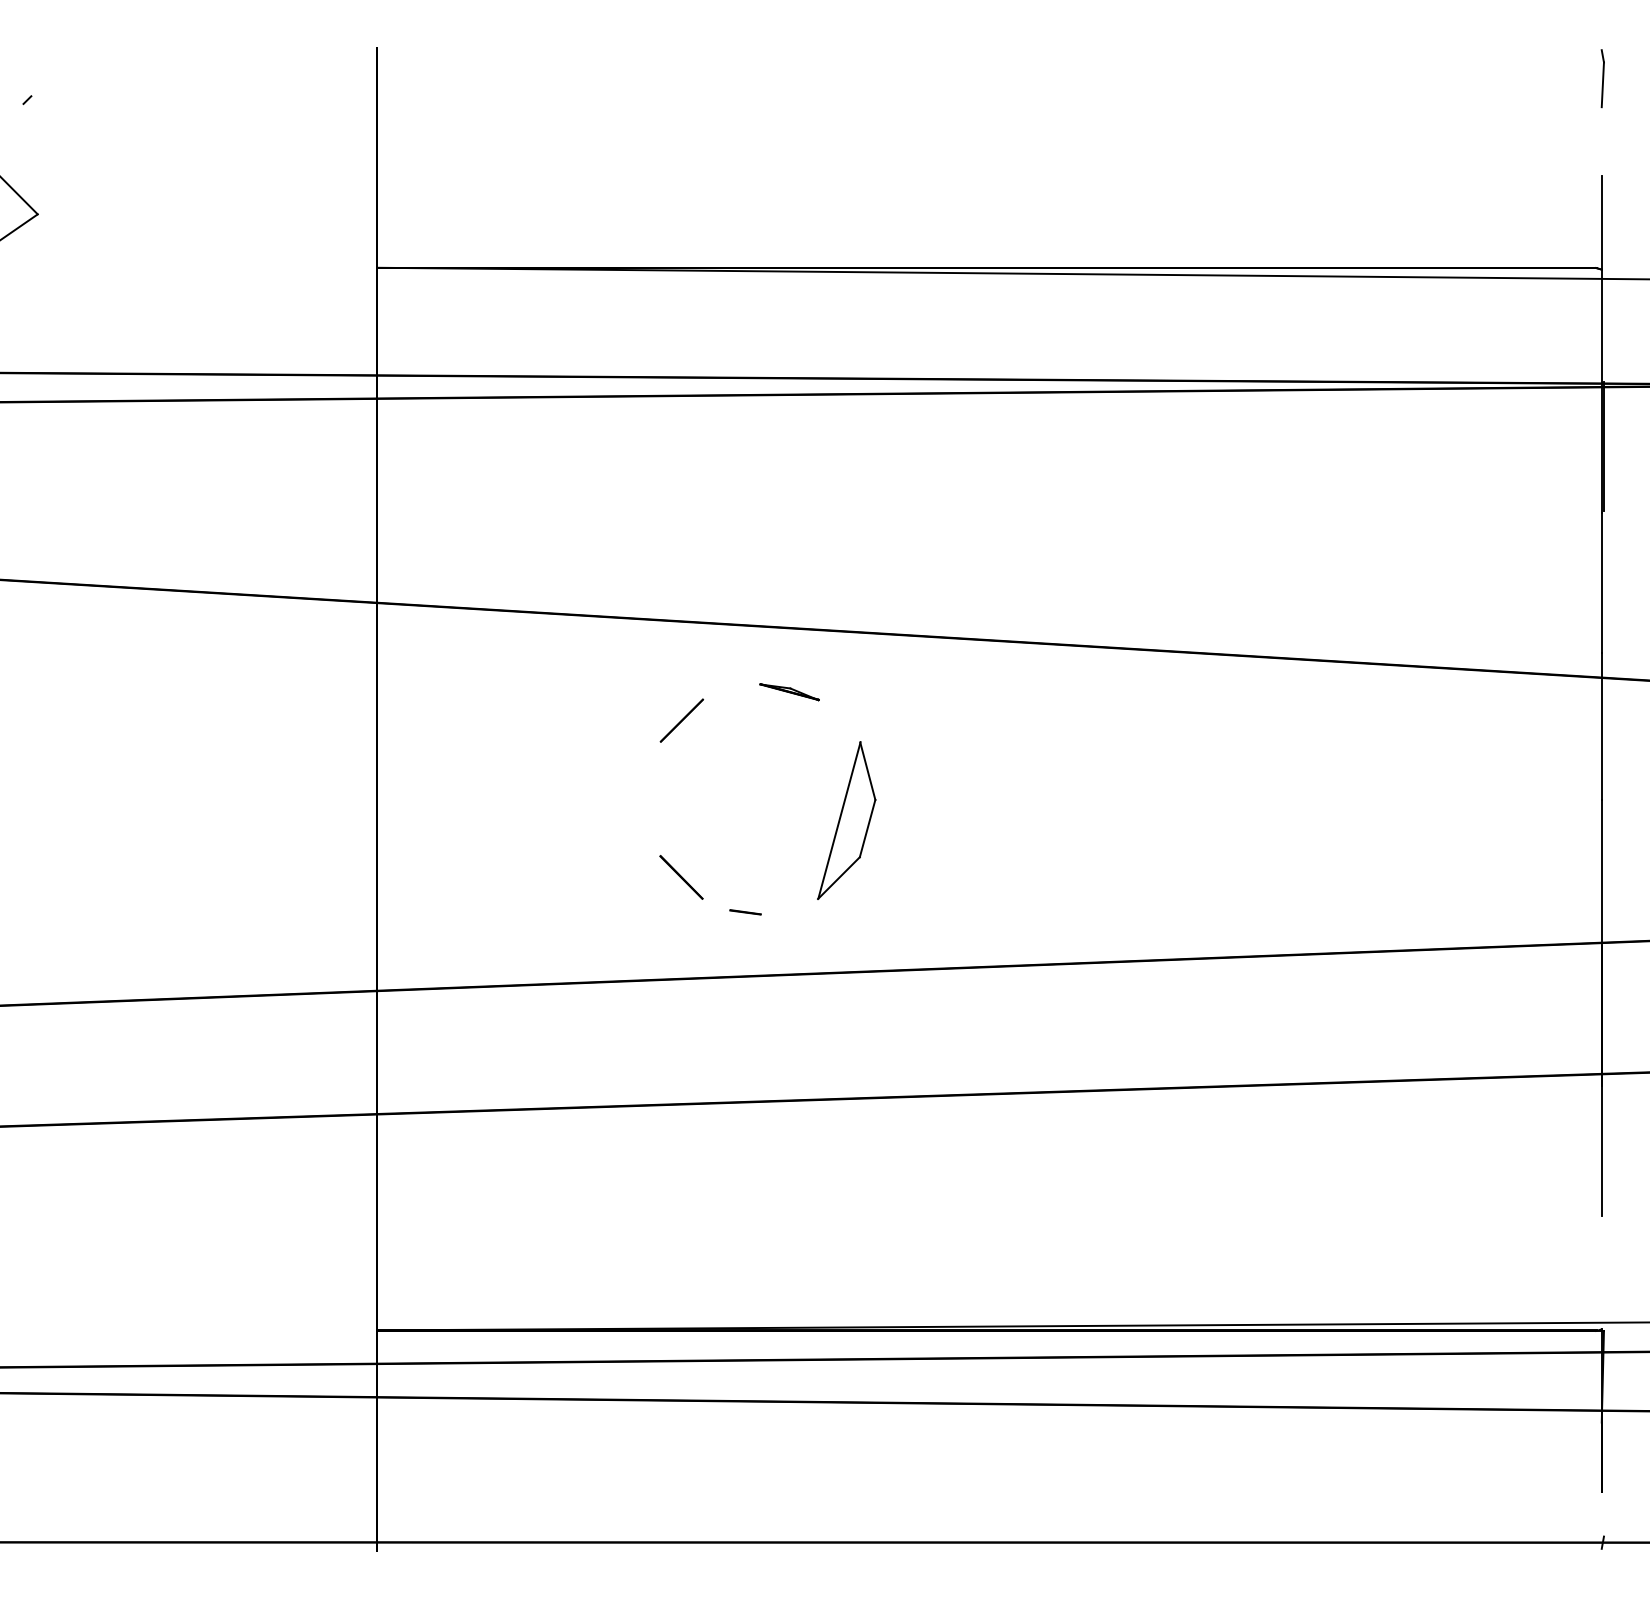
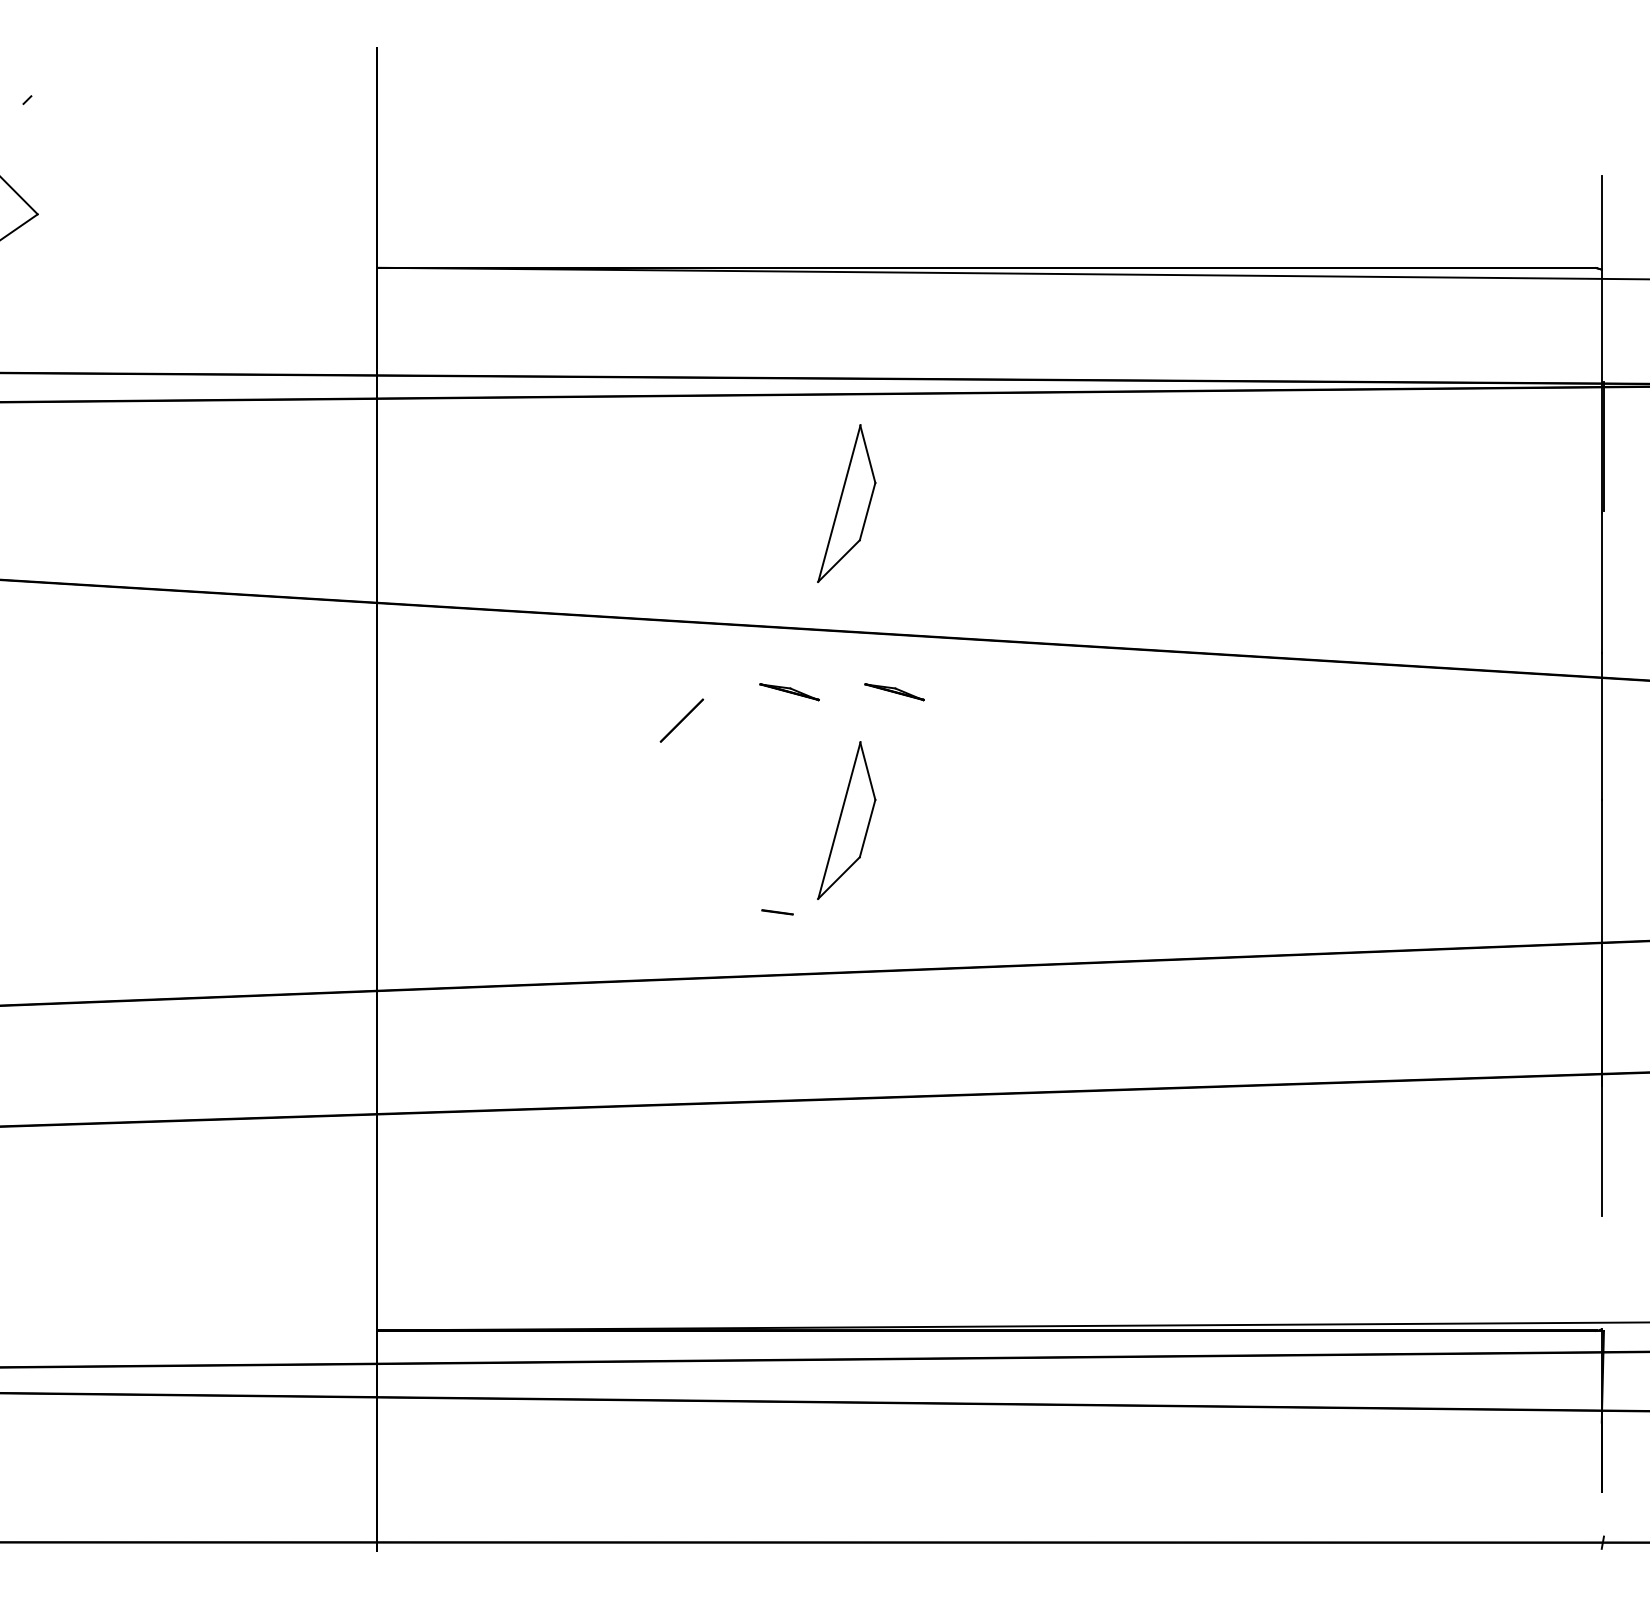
part: present -> none (1602, 78)
part: none -> present (846, 503)
part: none -> present (894, 692)
line: present -> none (681, 877)
line position: (745, 912) -> (777, 912) (777, 912)
